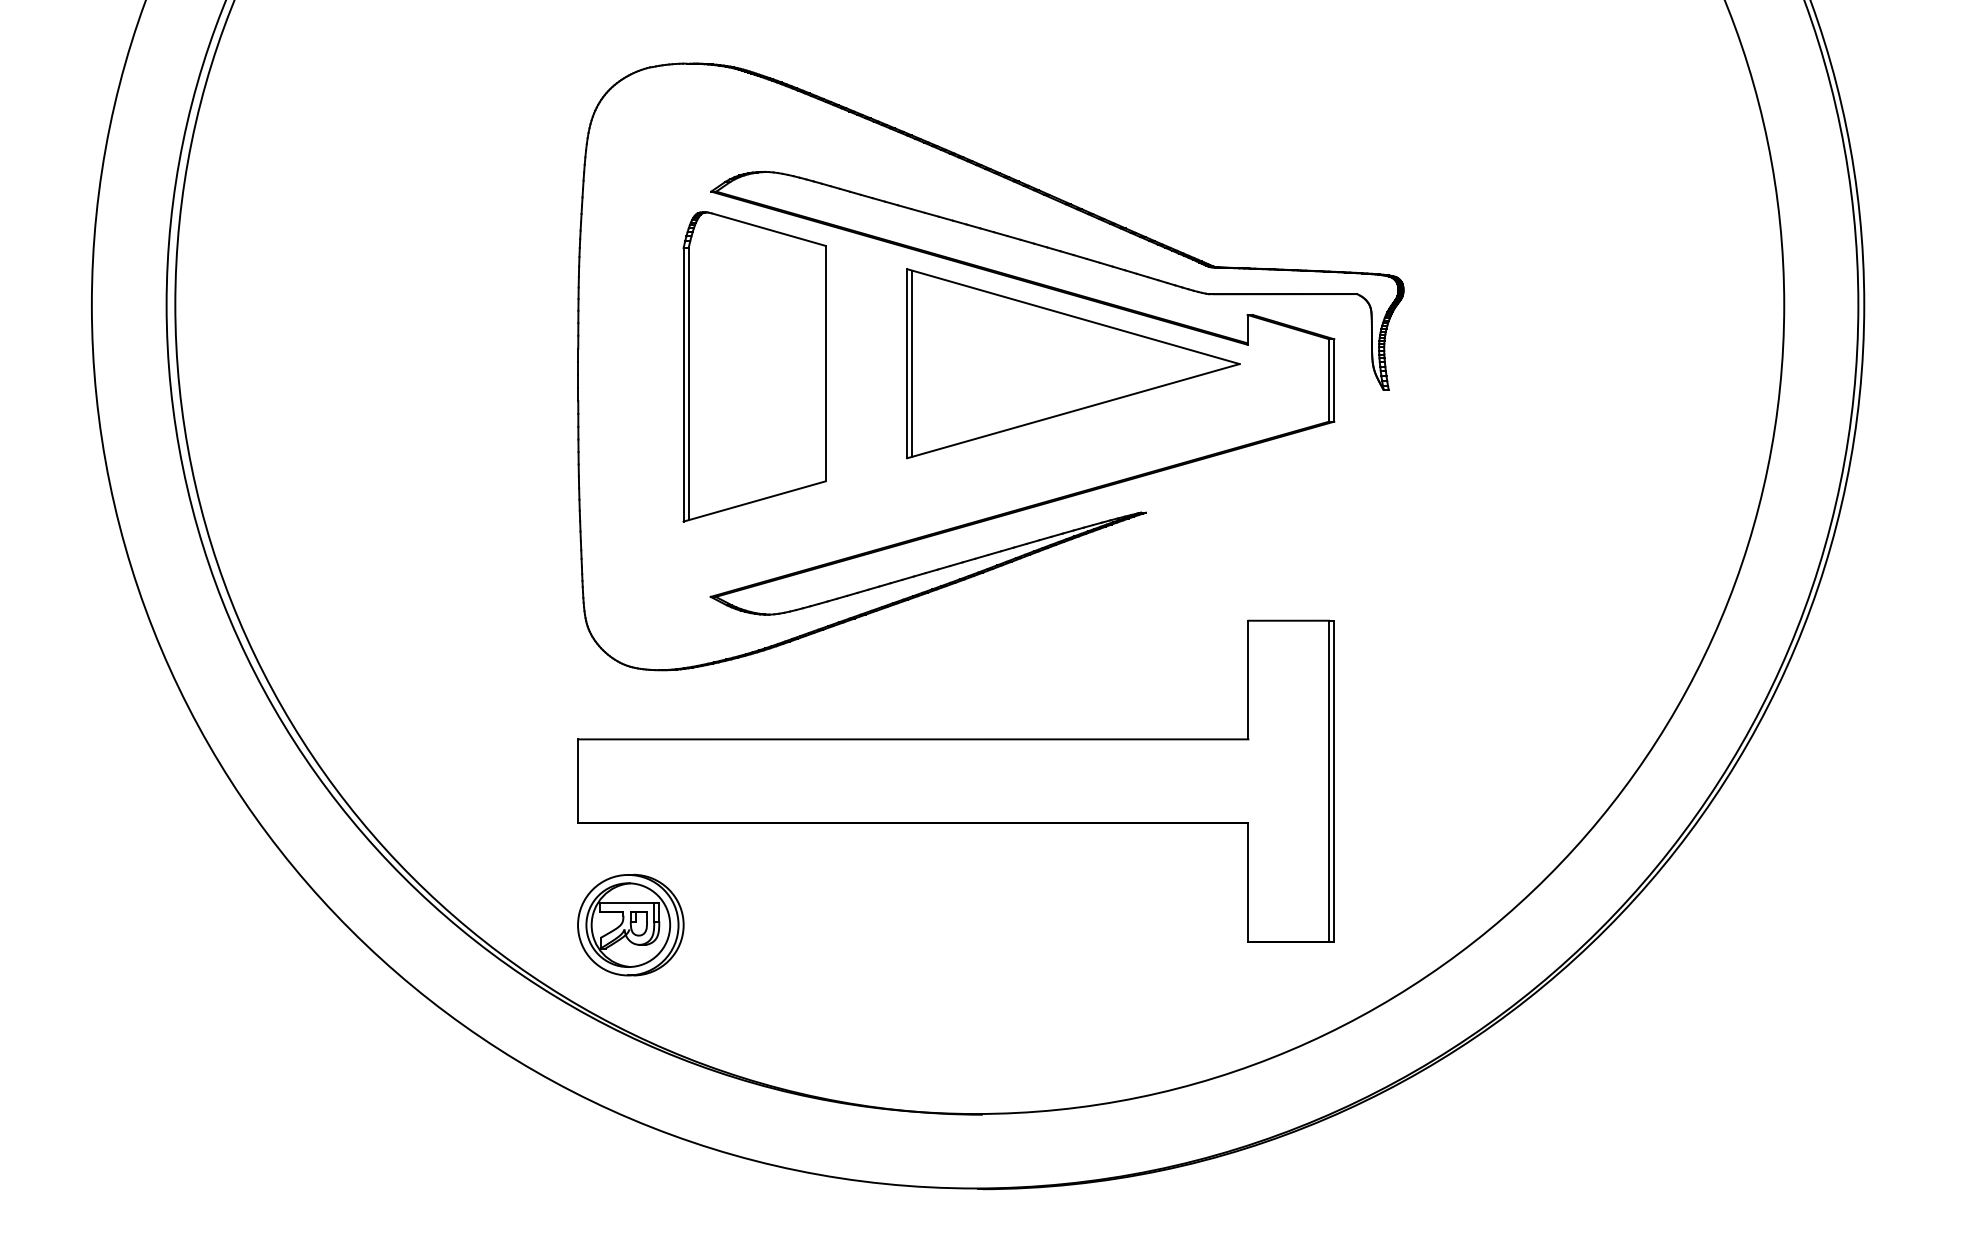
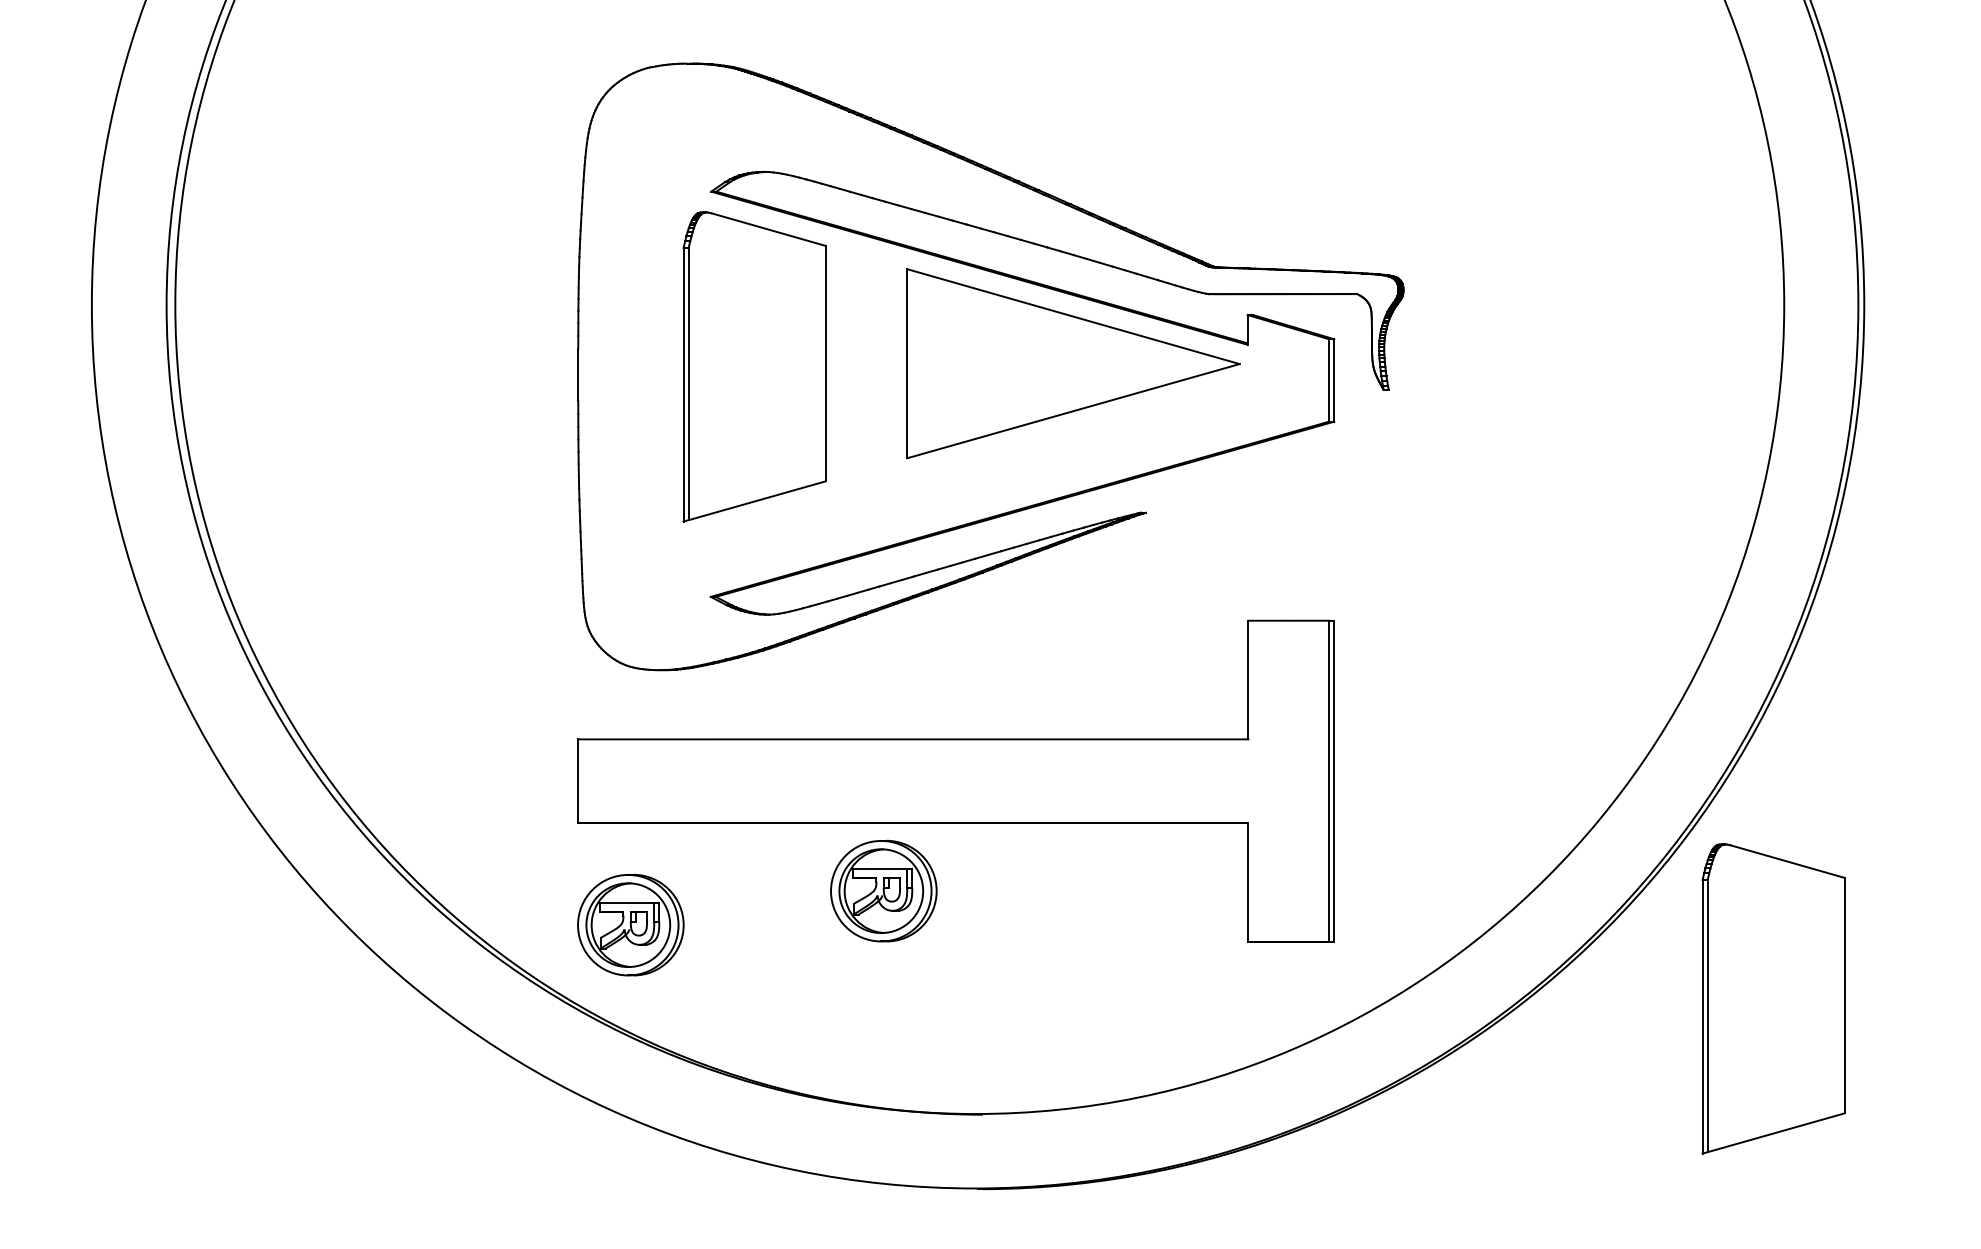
line: present -> none (912, 363)
part: none -> present (883, 890)
part: none -> present (1773, 998)
